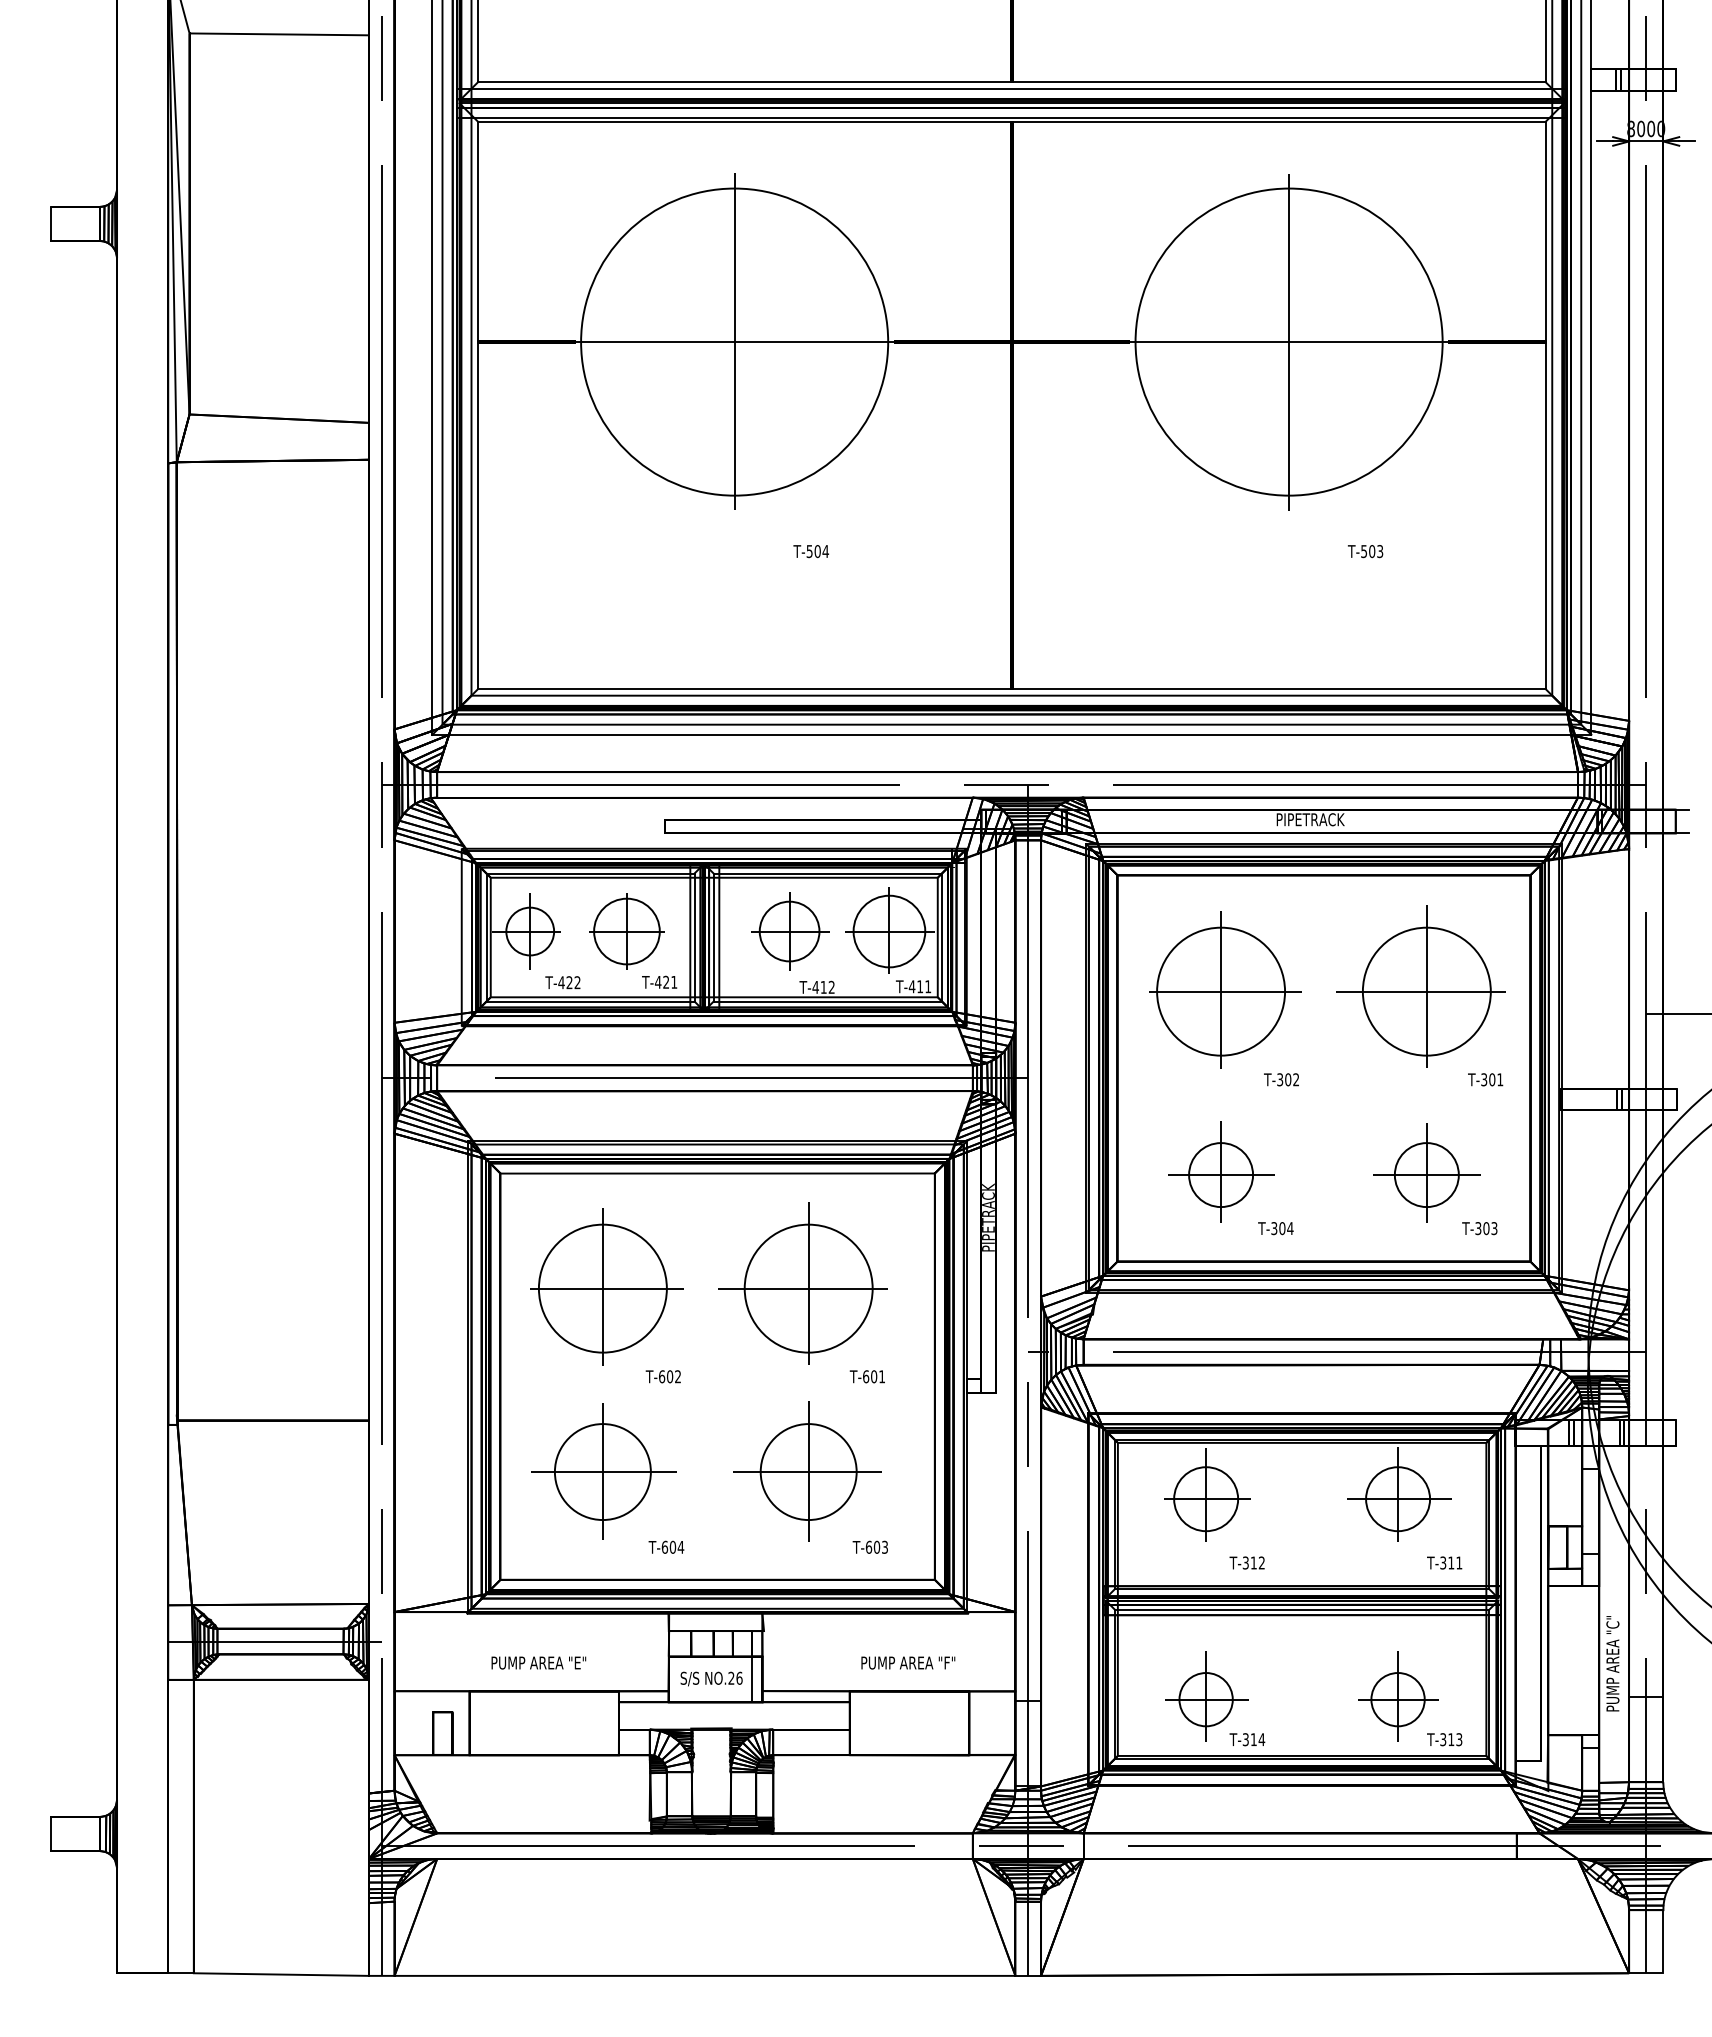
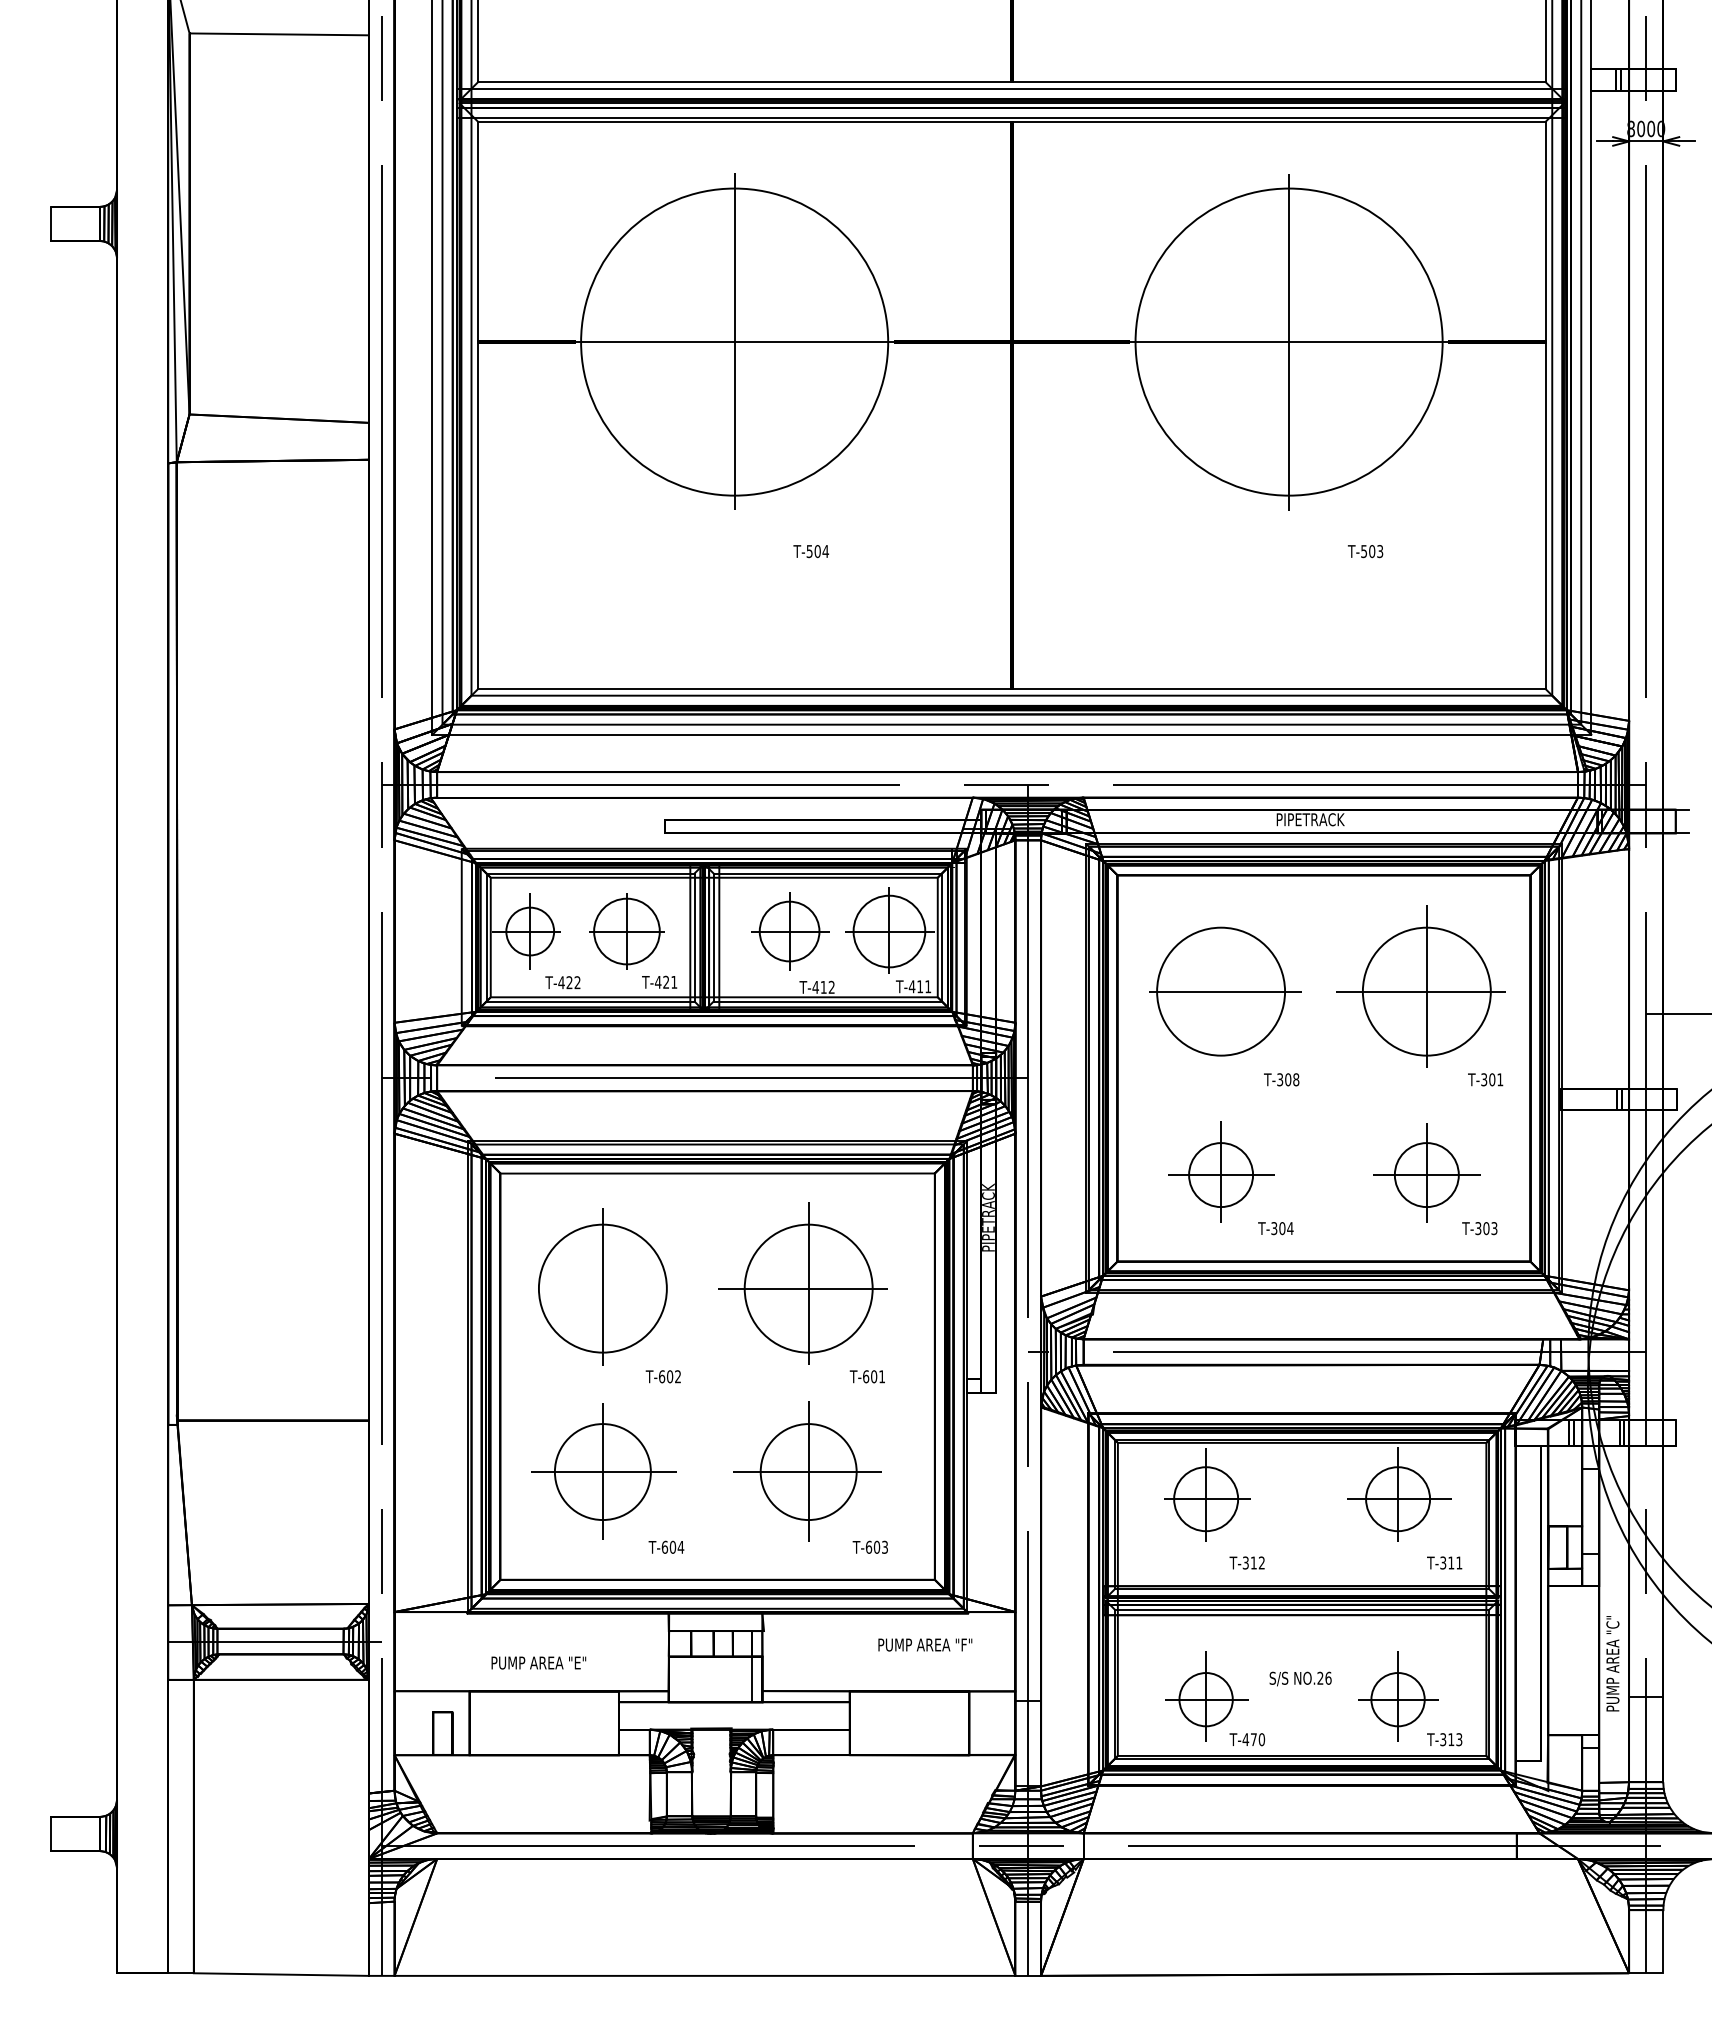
line: present -> none (1221, 990)
text: T-302 -> T-308 (1296, 1079)
line: present -> none (607, 1288)
text position: (908, 1662) -> (925, 1644) (925, 1644)
text position: (711, 1678) -> (1300, 1678) (1300, 1678)
text: T-314 -> T-470 (1253, 1739)
